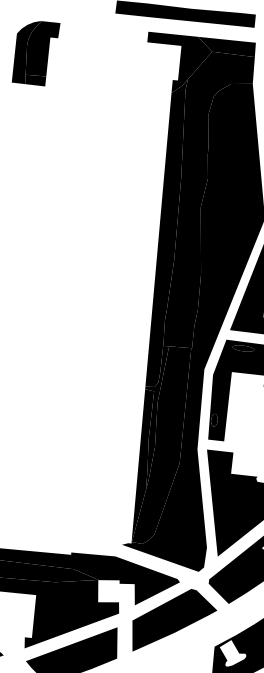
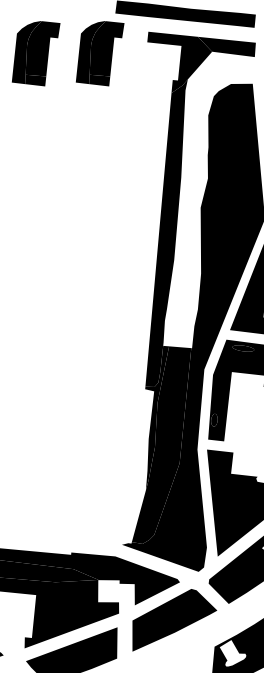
part: none -> present (99, 53)
fill: present -> none (208, 199)
fill: present -> none (142, 466)
